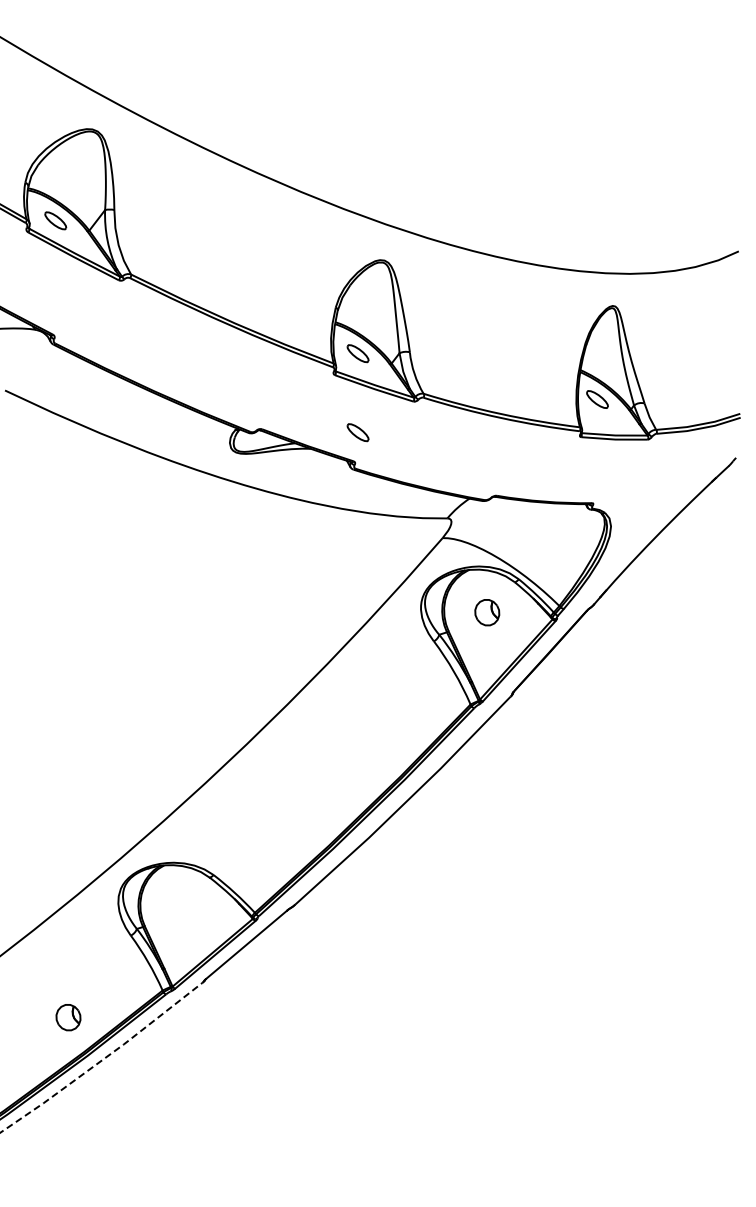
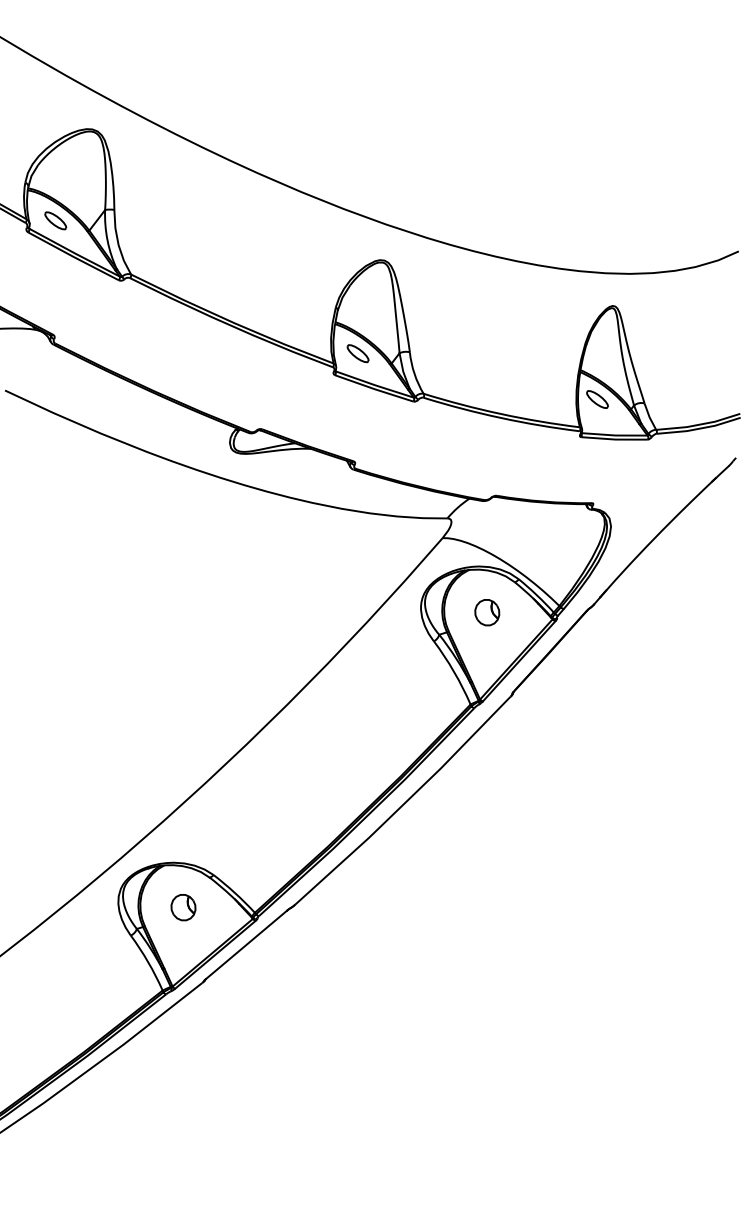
part: present -> none (357, 432)
part position: (68, 1017) -> (183, 907) (183, 907)
line: dashed -> solid (103, 1059)
